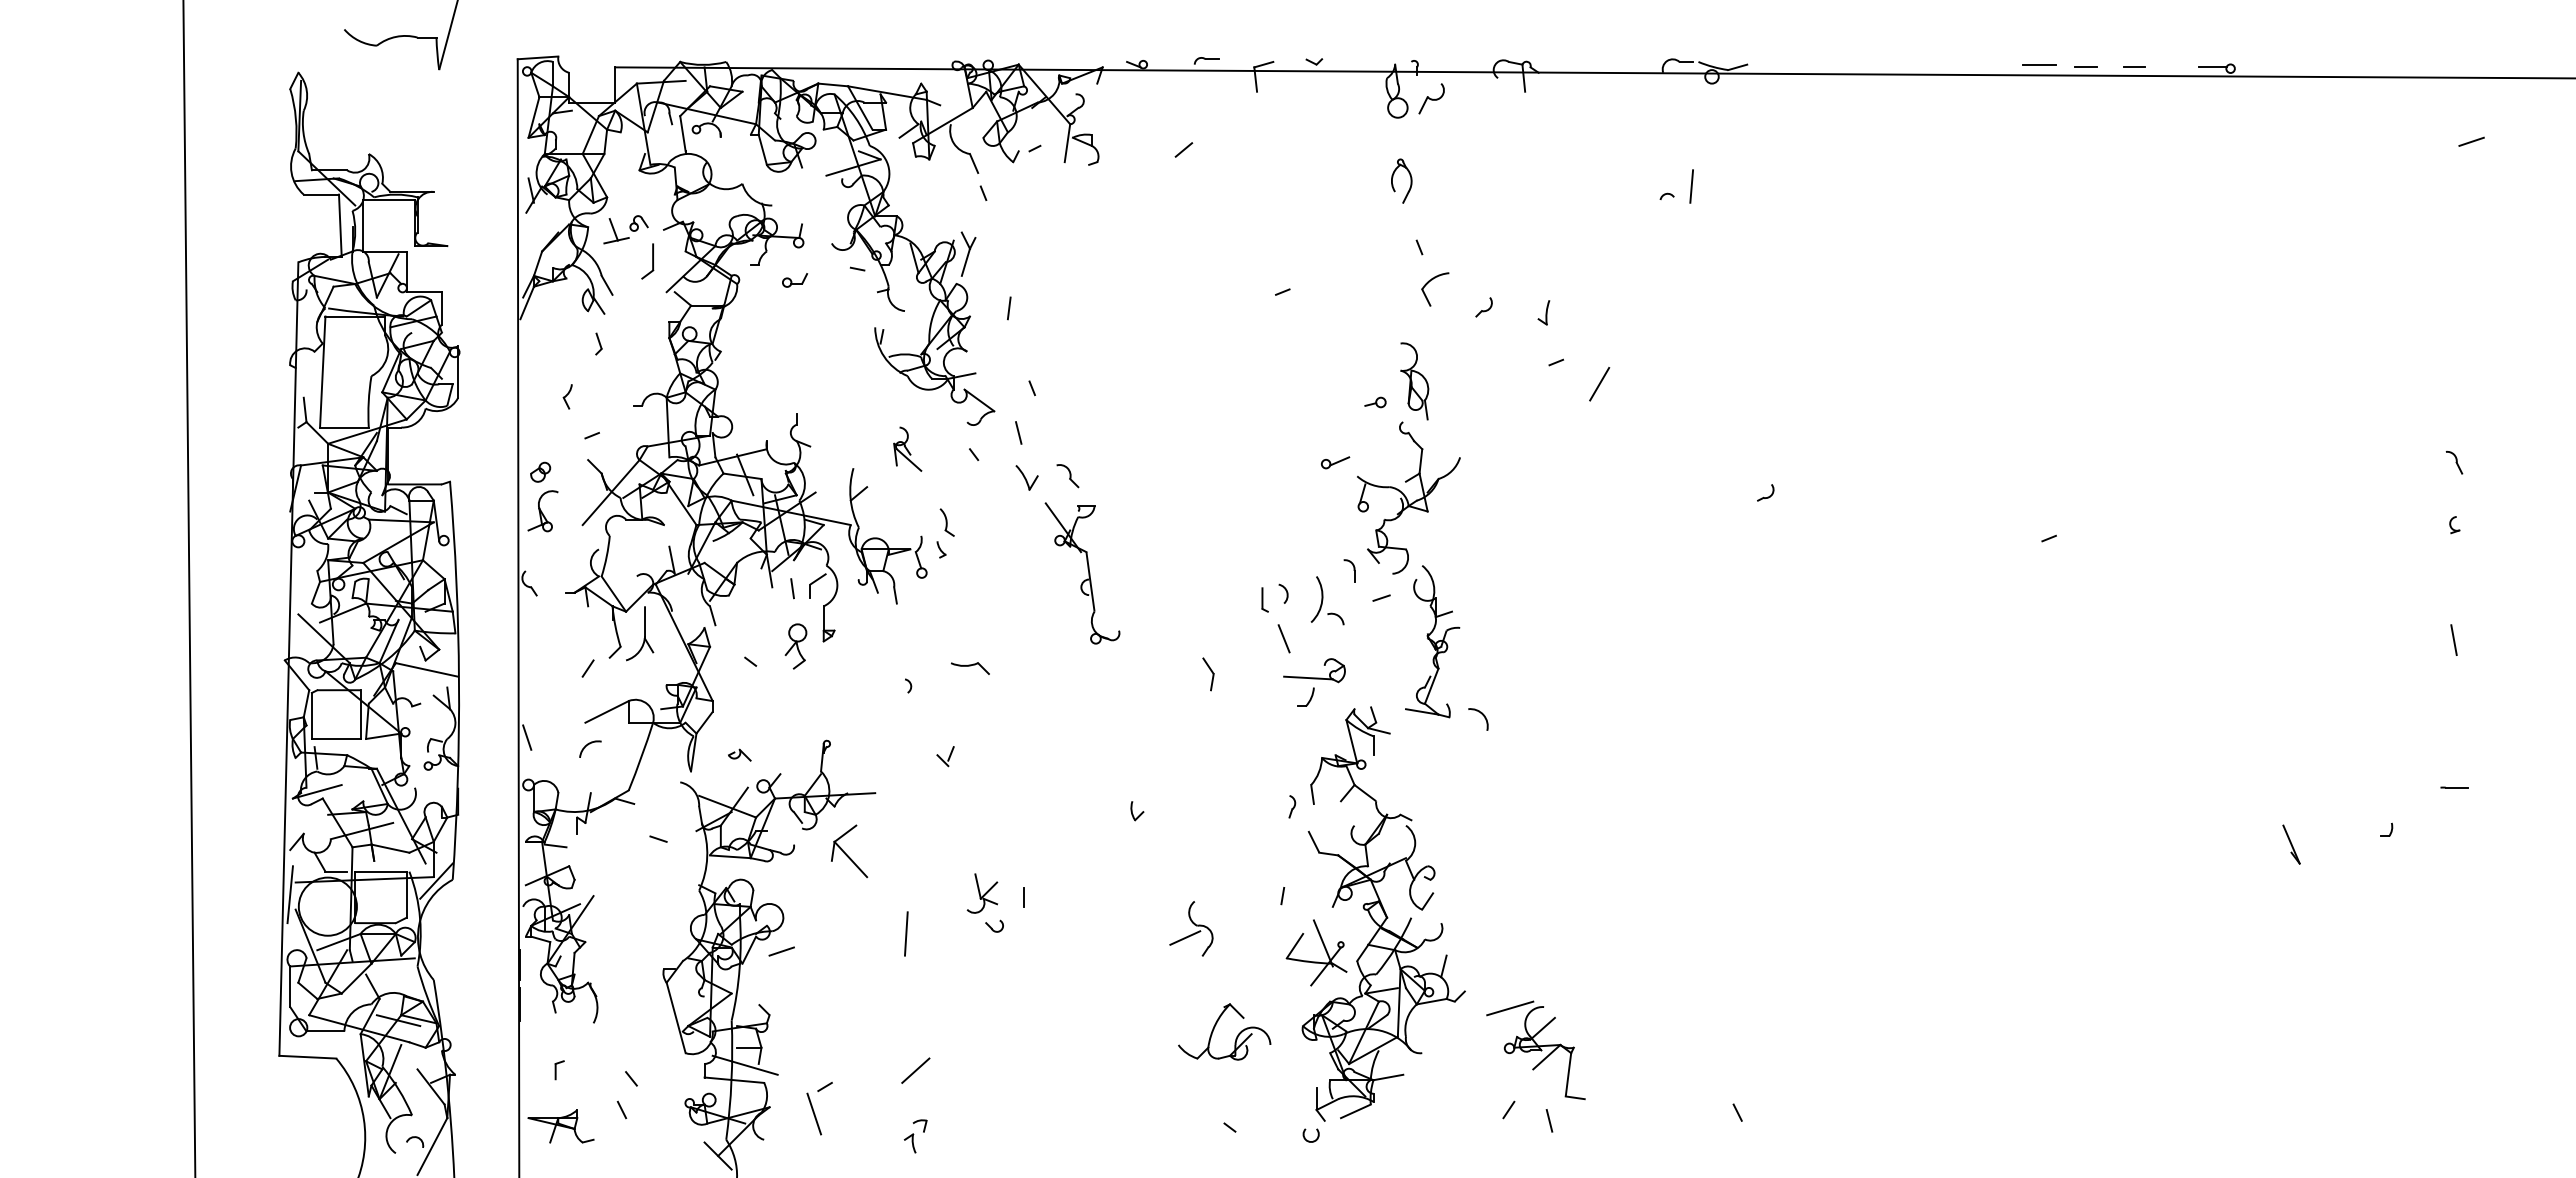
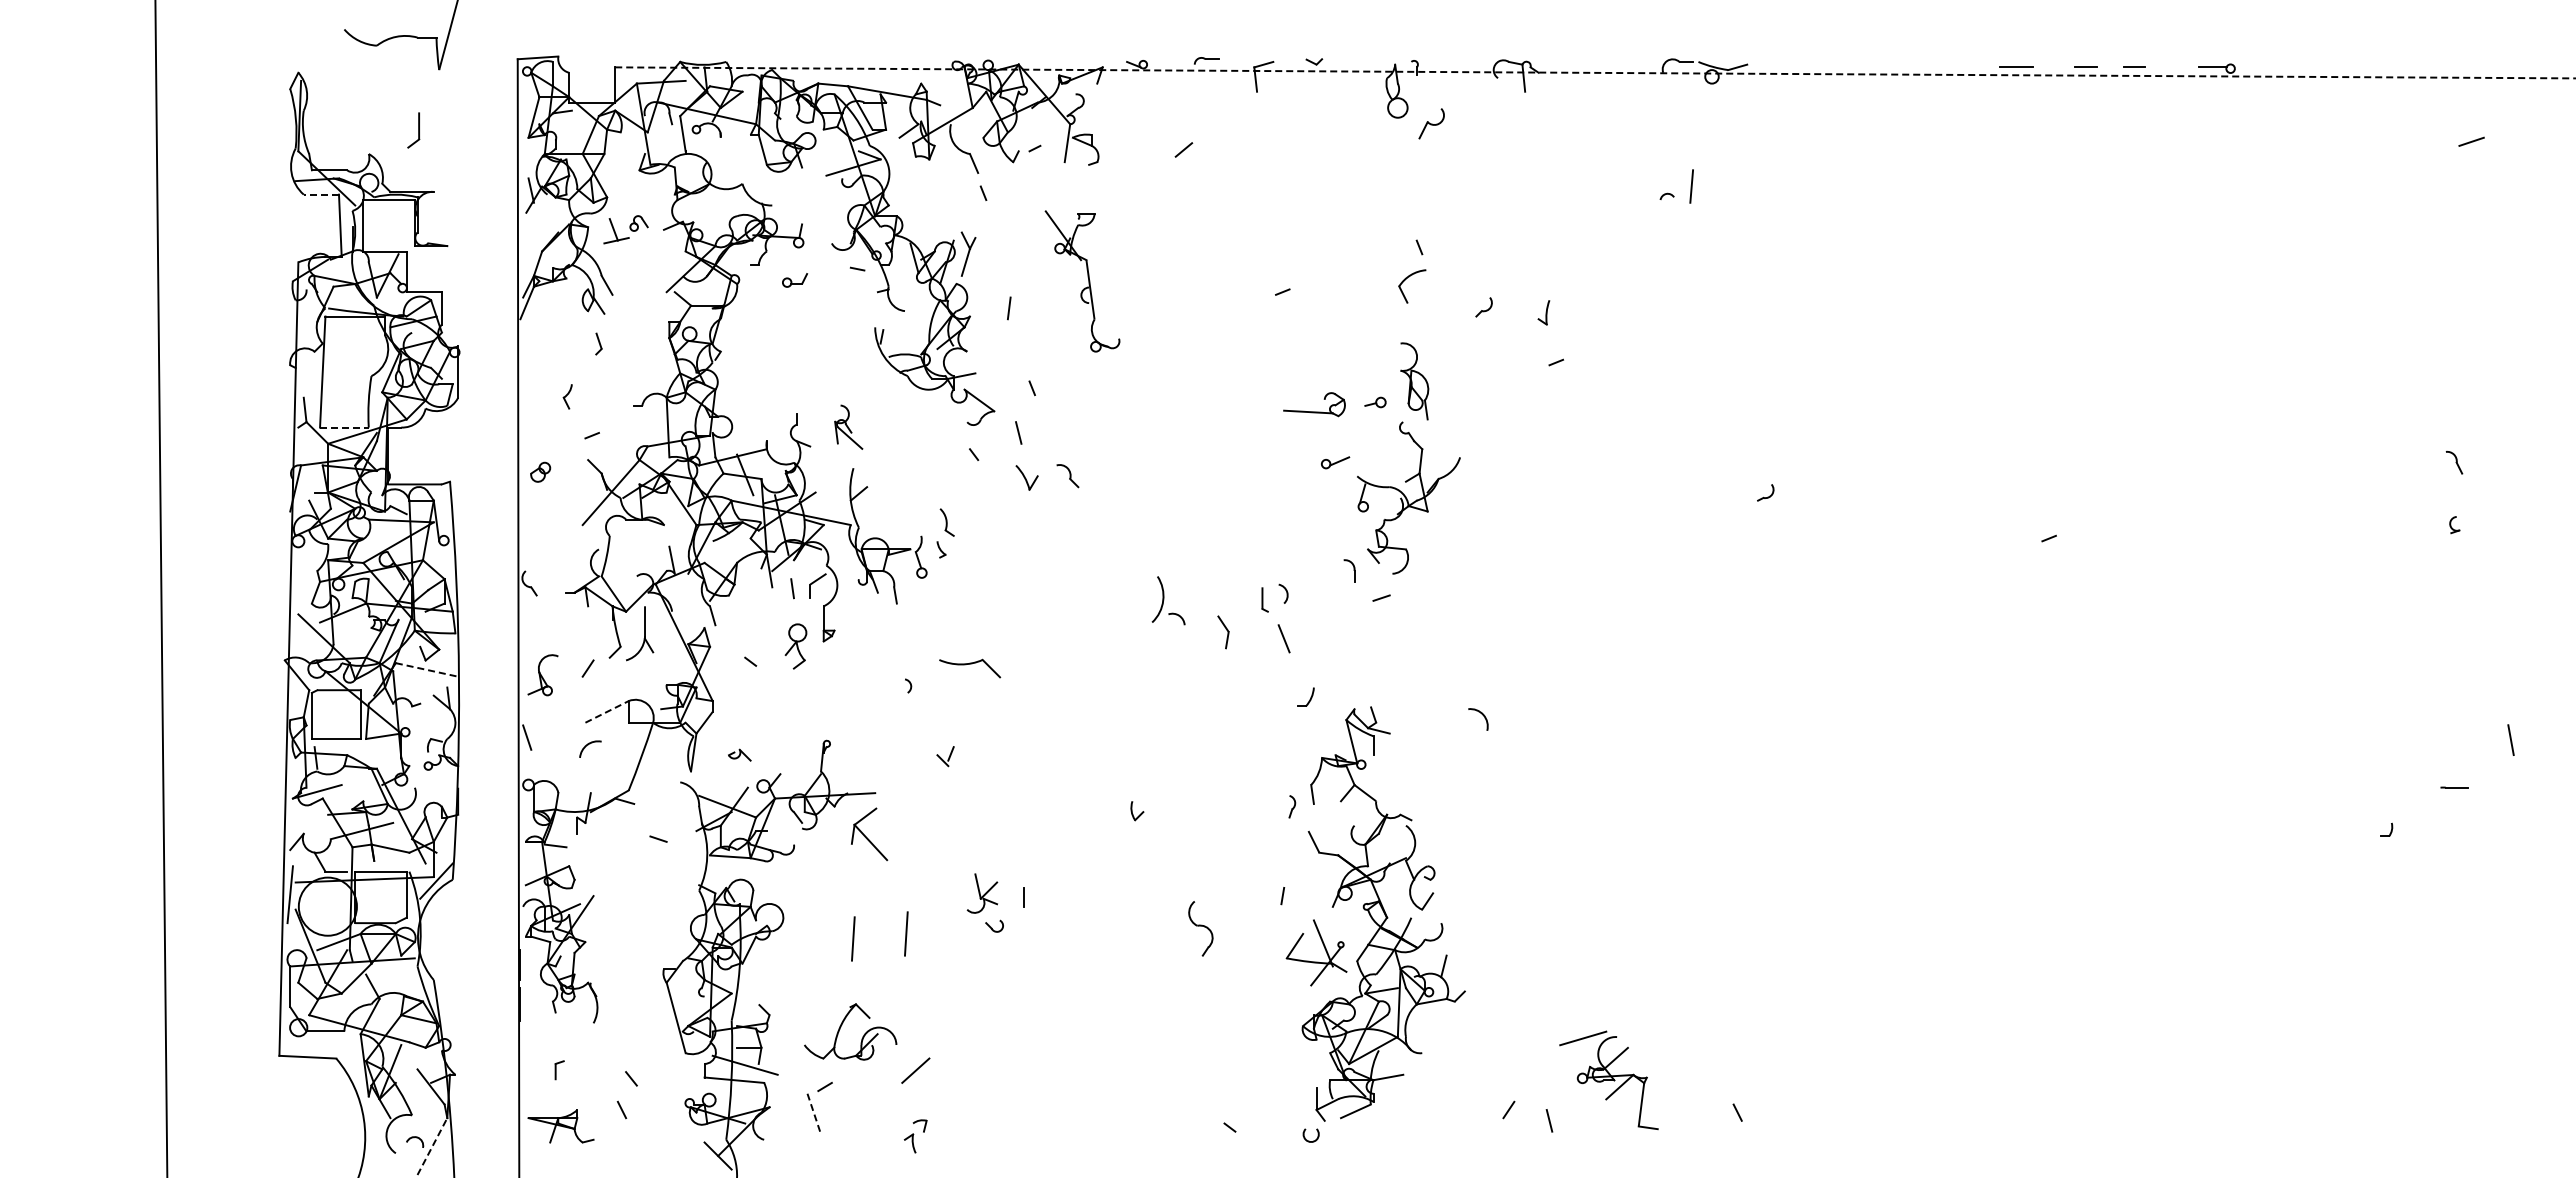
line position: (2039, 64) -> (2016, 66) (2016, 66)
line: solid -> dashed (1595, 72)
part position: (1431, 98) -> (1431, 123) (1431, 123)
part: present -> none (1393, 177)
line: solid -> dashed (321, 194)
part position: (647, 261) -> (413, 130) (413, 130)
part position: (1429, 282) -> (1406, 279) (1406, 279)
line: present -> none (1599, 383)
line: solid -> dashed (344, 427)
part position: (907, 448) -> (848, 426) (848, 426)
part position: (542, 511) -> (542, 675) (542, 675)
part position: (1082, 573) -> (1082, 281) (1082, 281)
line position: (189, 588) -> (161, 588) (161, 588)
part position: (1327, 600) -> (1168, 600) (1168, 600)
line position: (2453, 639) -> (2510, 739) (2510, 739)
part: present -> none (1432, 641)
part size: 39x13 px -> 63x21 px (970, 668)
line: solid -> dashed (427, 669)
part position: (1208, 674) -> (1223, 632) (1223, 632)
part position: (1314, 677) -> (1314, 411) (1314, 411)
line: solid -> dashed (607, 711)
part: present -> none (2291, 844)
part position: (849, 851) -> (869, 834) (869, 834)
line: present -> none (1185, 937)
line: none -> present (853, 938)
line: present -> none (781, 951)
line: present -> none (398, 1020)
part position: (1215, 1027) -> (841, 1027) (841, 1027)
part position: (1535, 1050) -> (1608, 1080) (1608, 1080)
line: solid -> dashed (814, 1114)
line: solid -> dashed (432, 1146)
